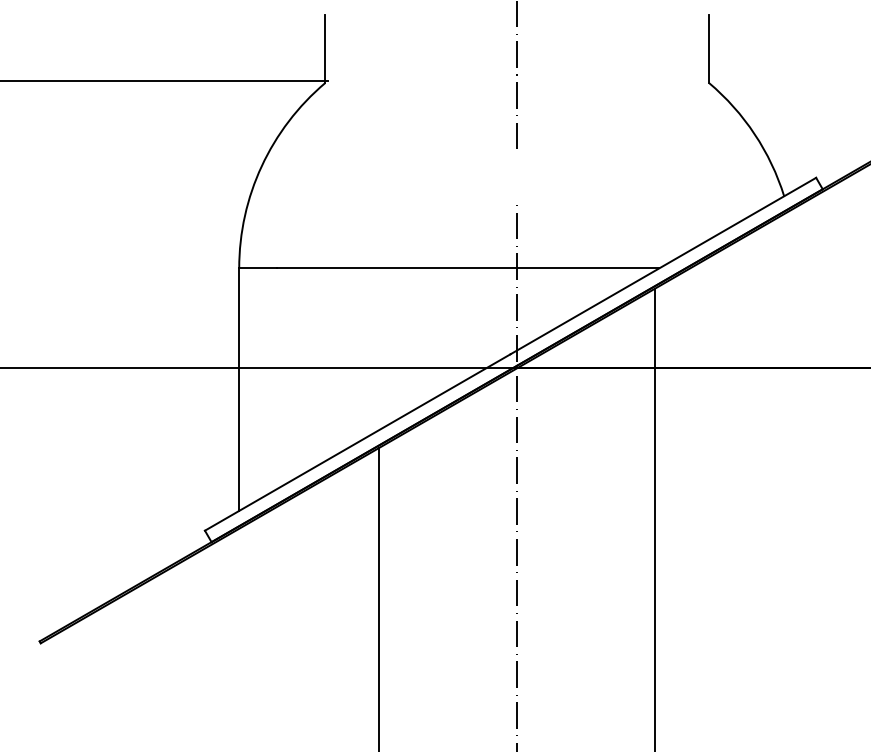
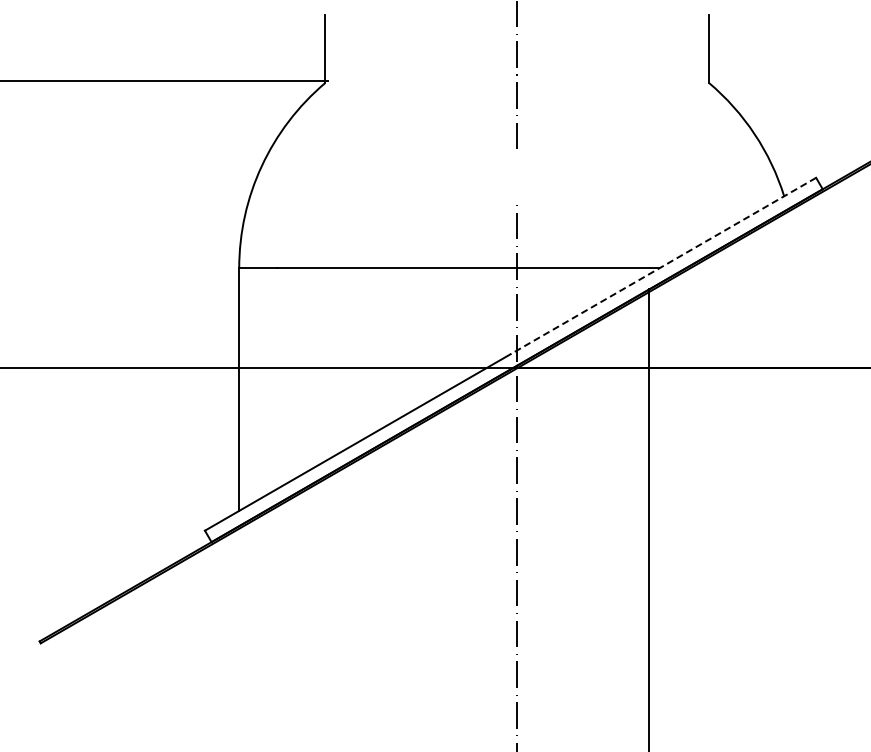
line: solid -> dashed (662, 266)
line position: (655, 518) -> (649, 518) (649, 518)
line: present -> none (379, 597)
